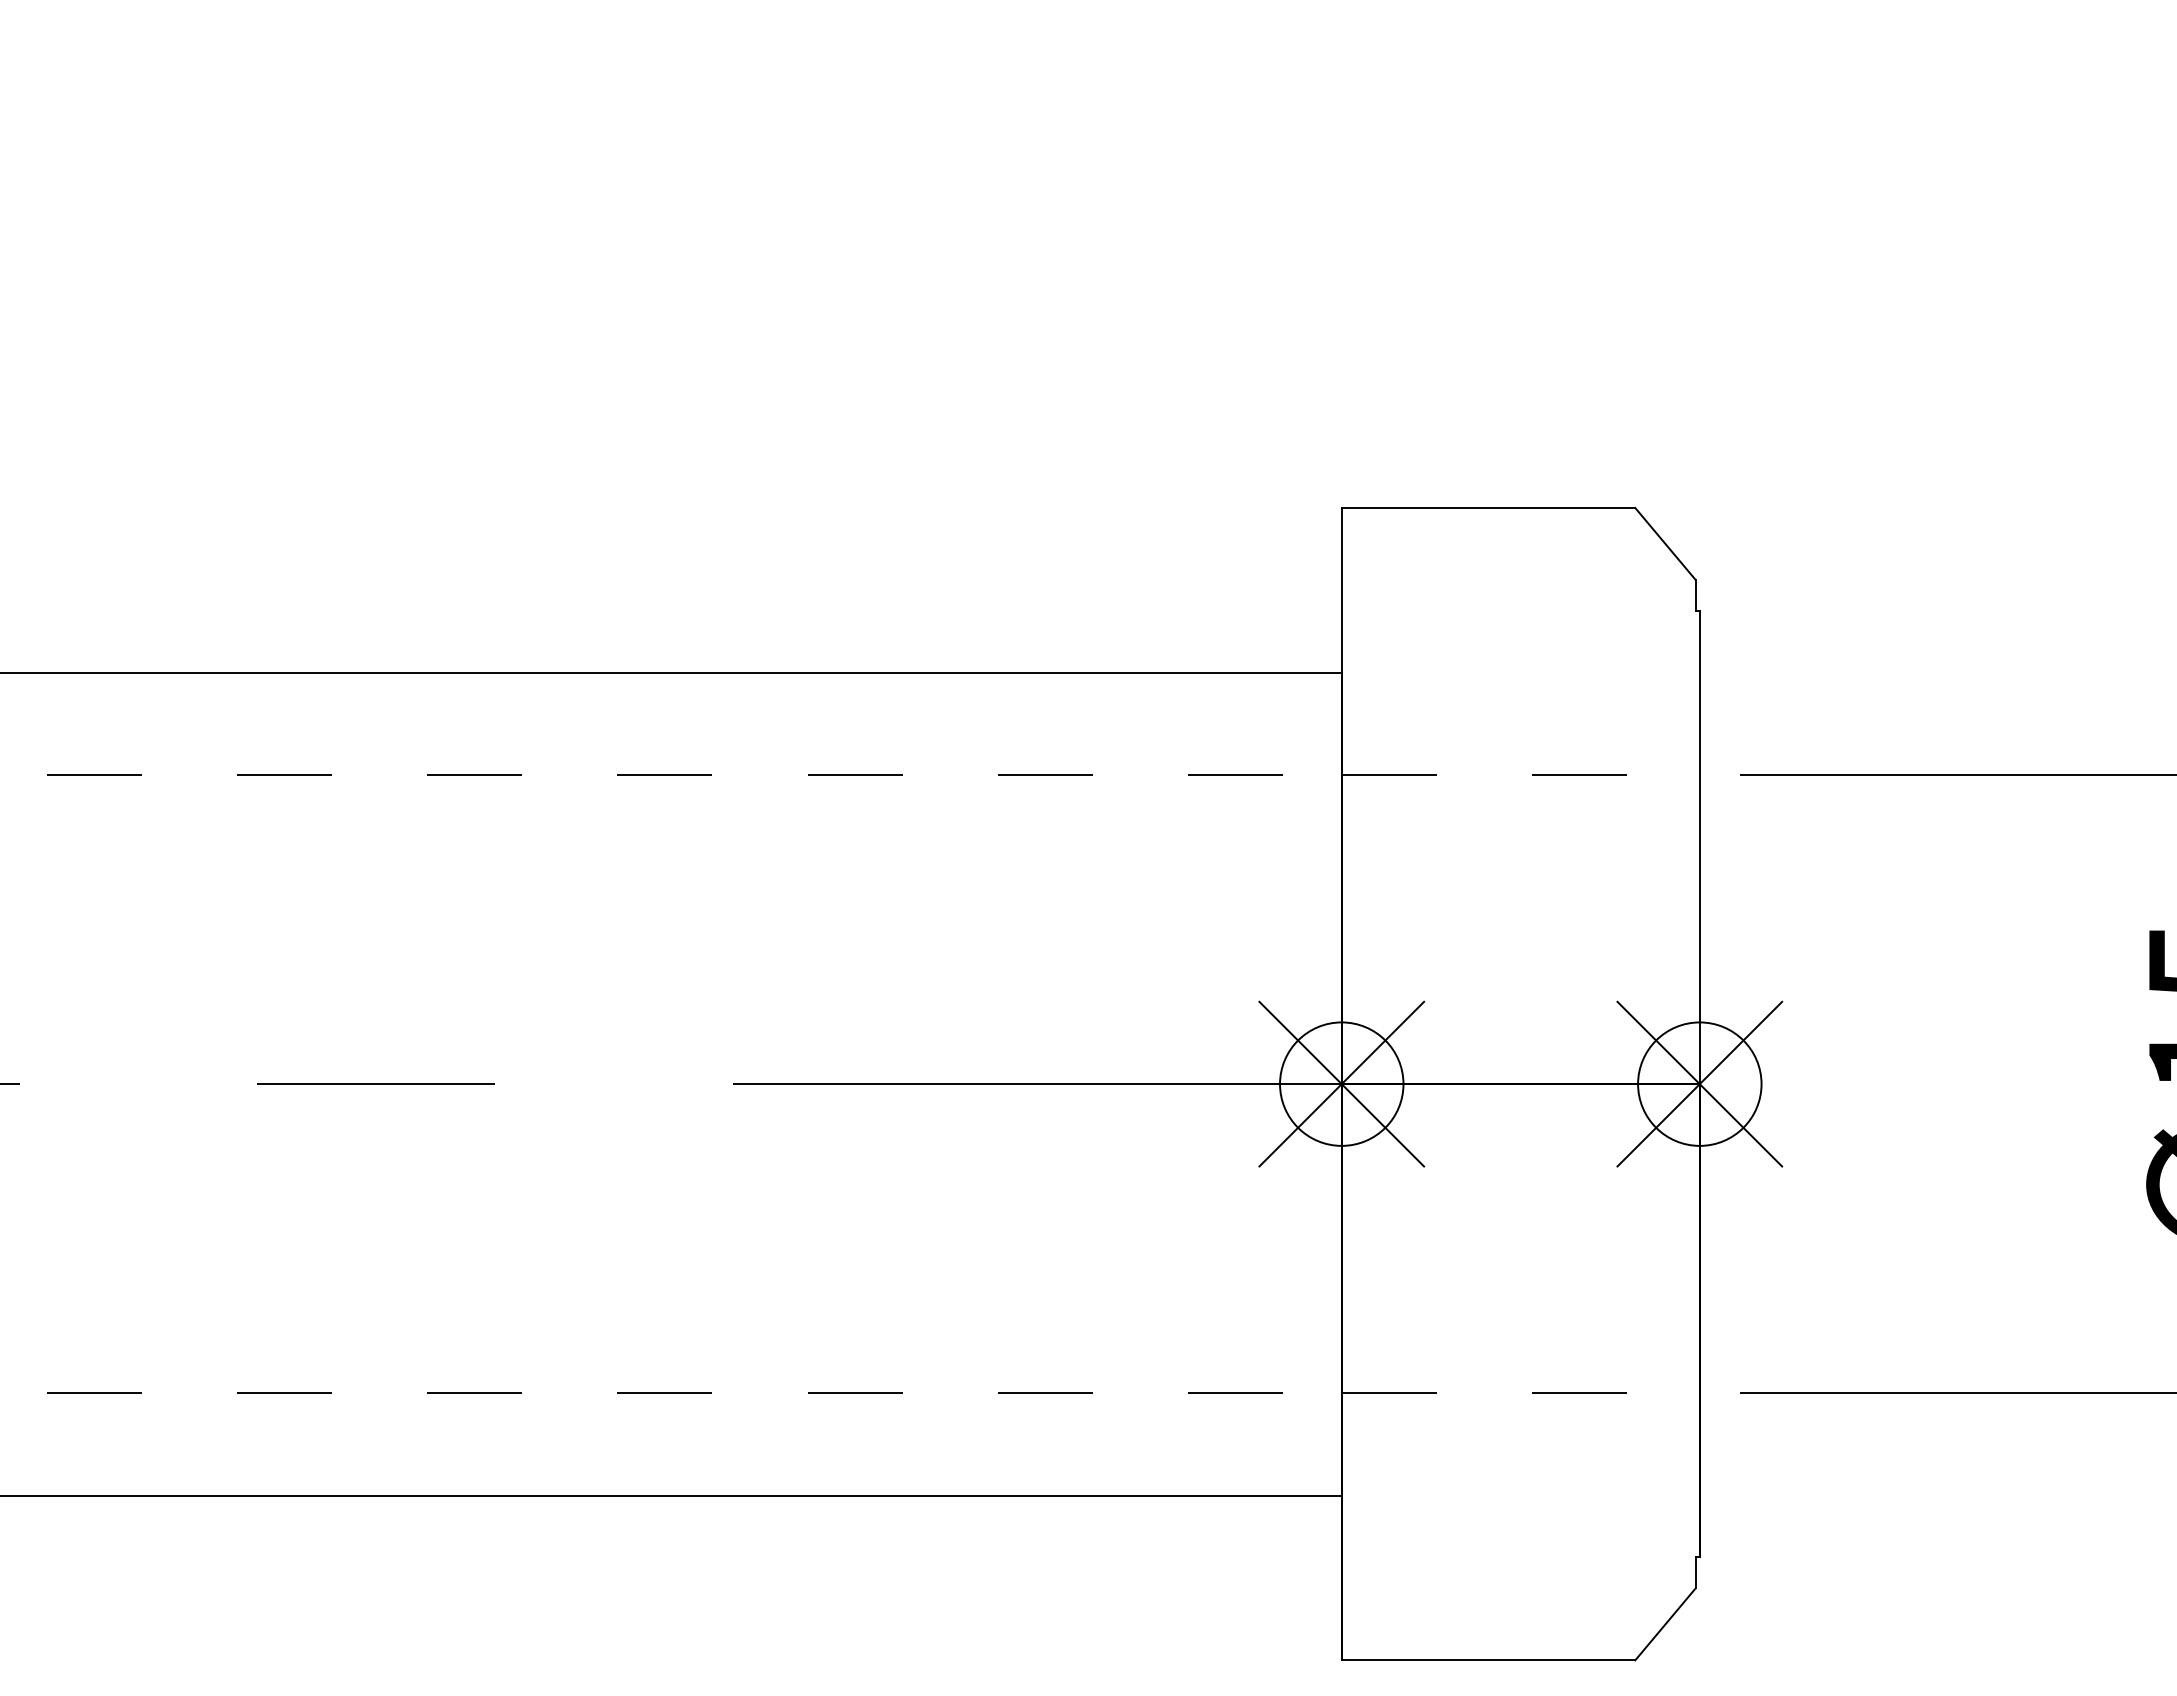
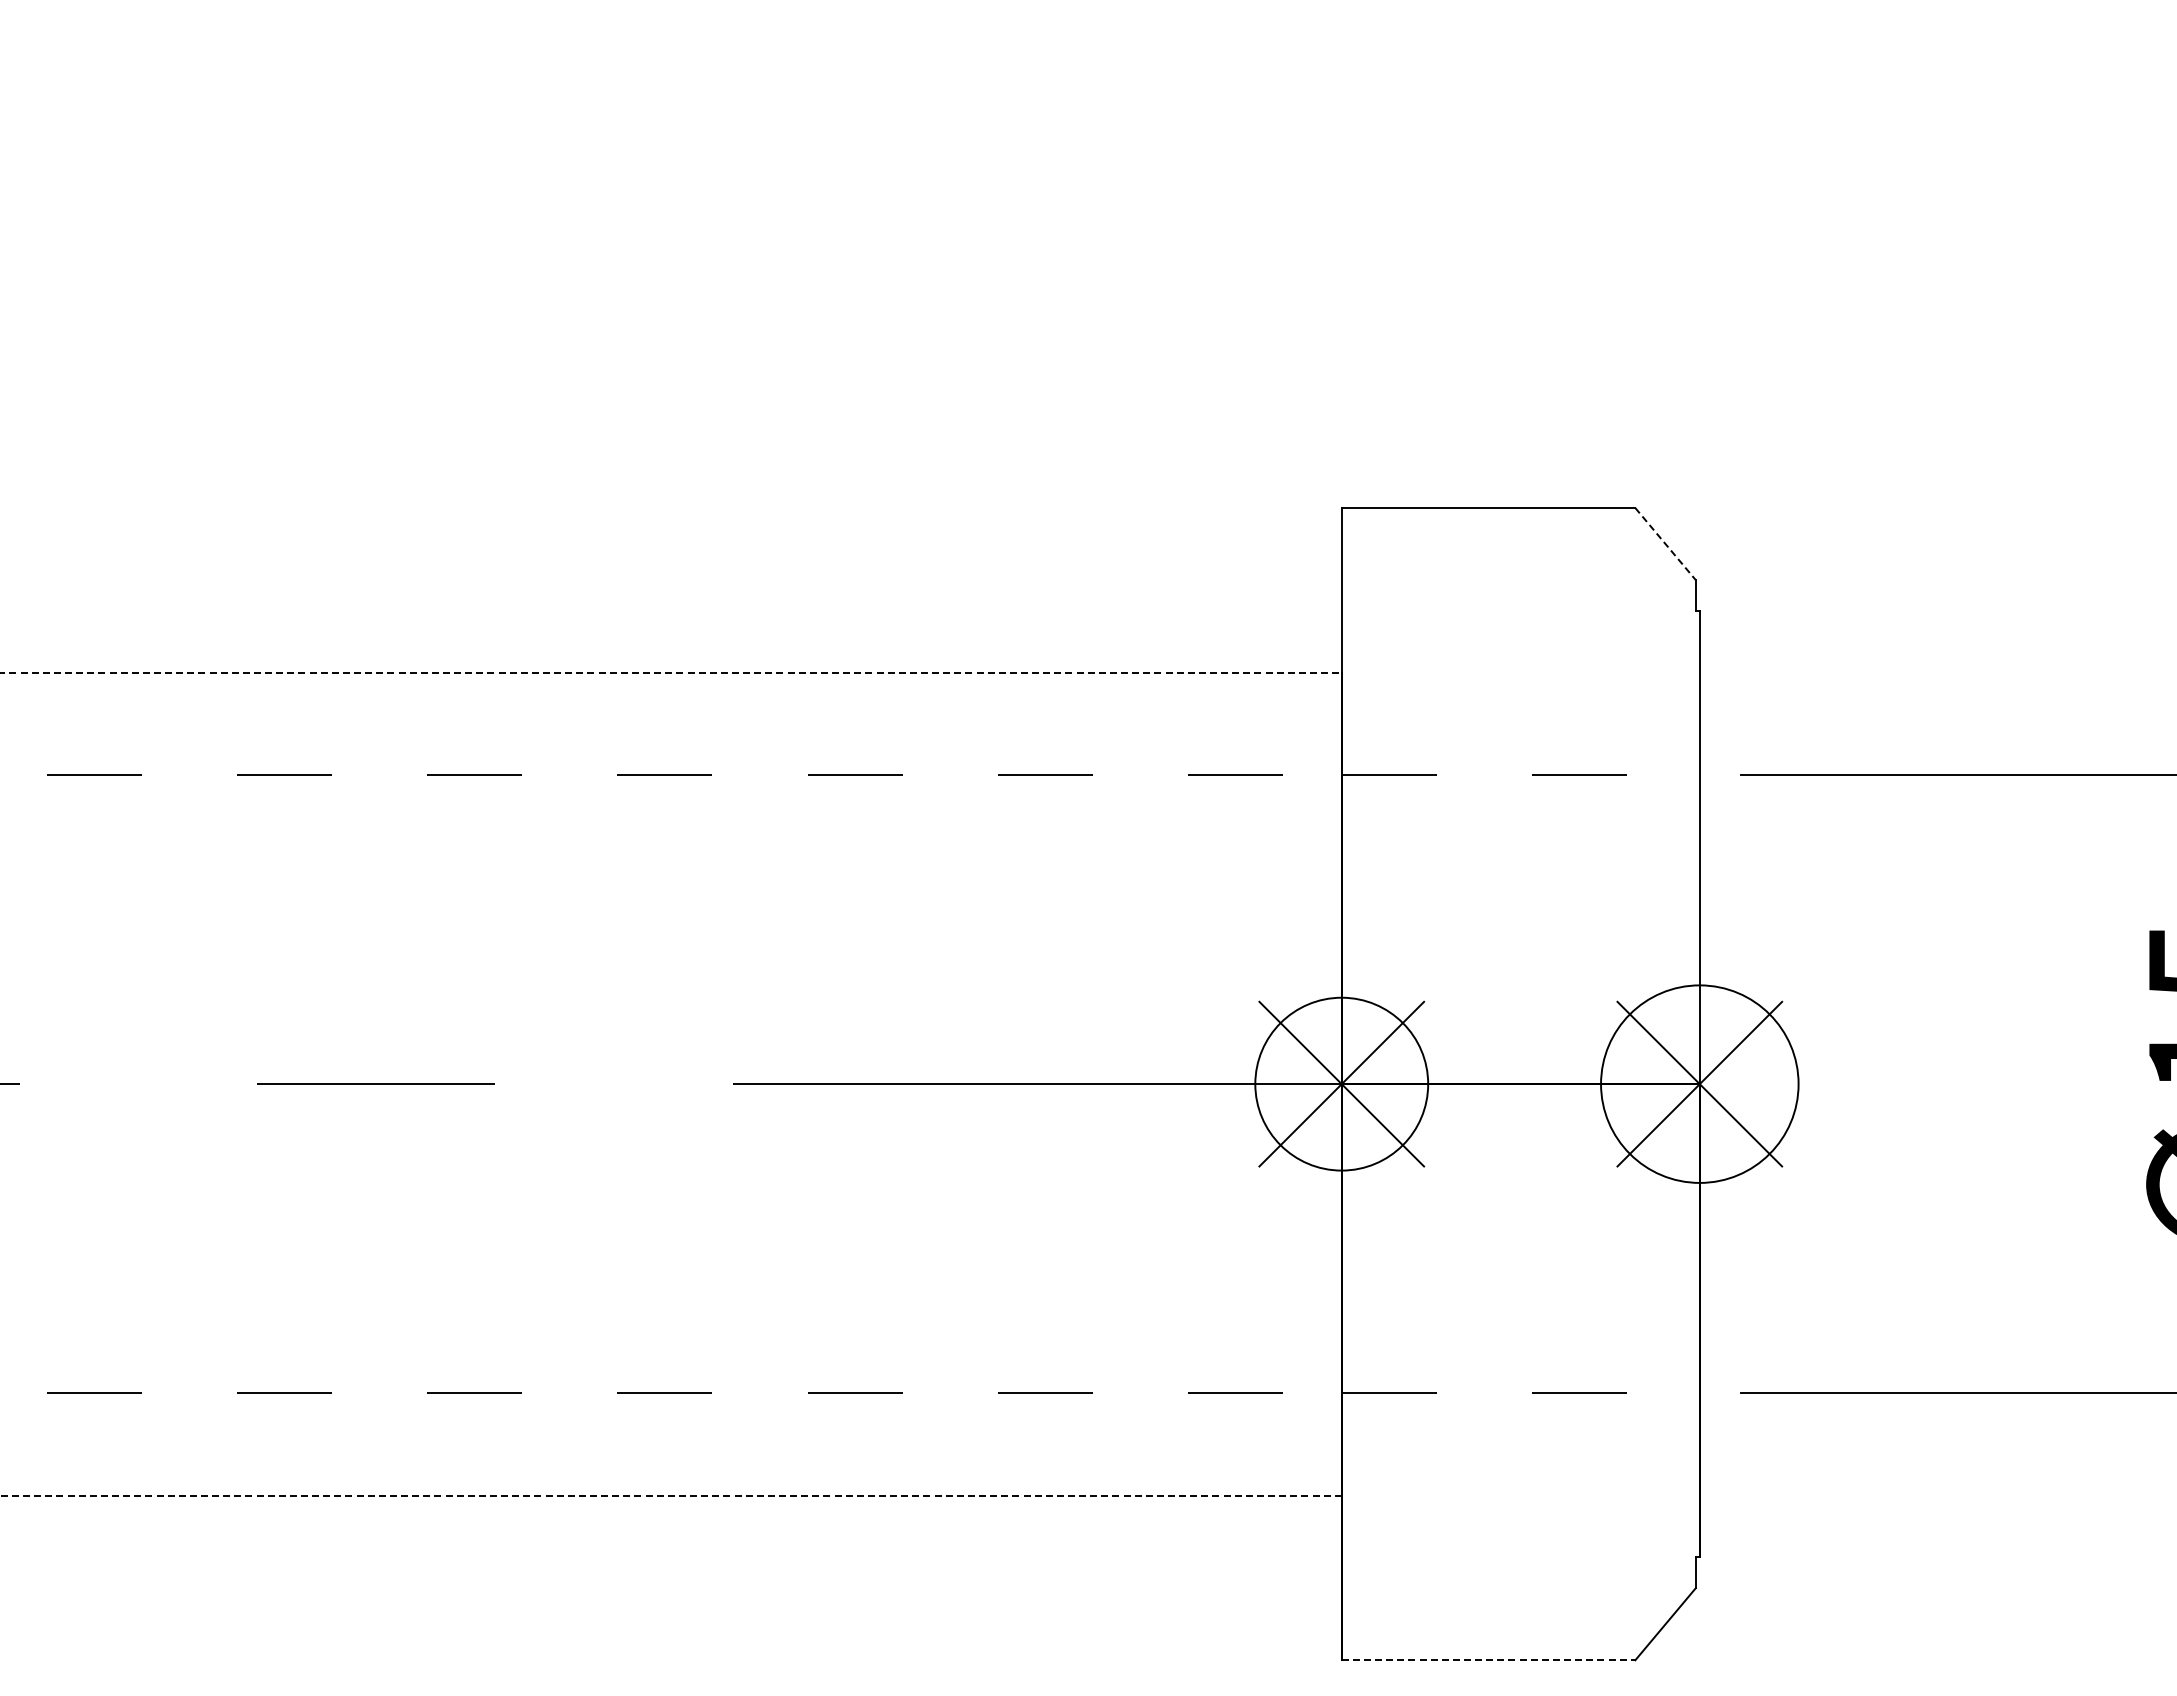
line: solid -> dashed (1665, 544)
line: solid -> dashed (670, 672)
circle diameter: 123 px -> 173 px (1341, 1083)
circle diameter: 123 px -> 198 px (1699, 1083)
line: solid -> dashed (670, 1495)
line: solid -> dashed (1488, 1660)
